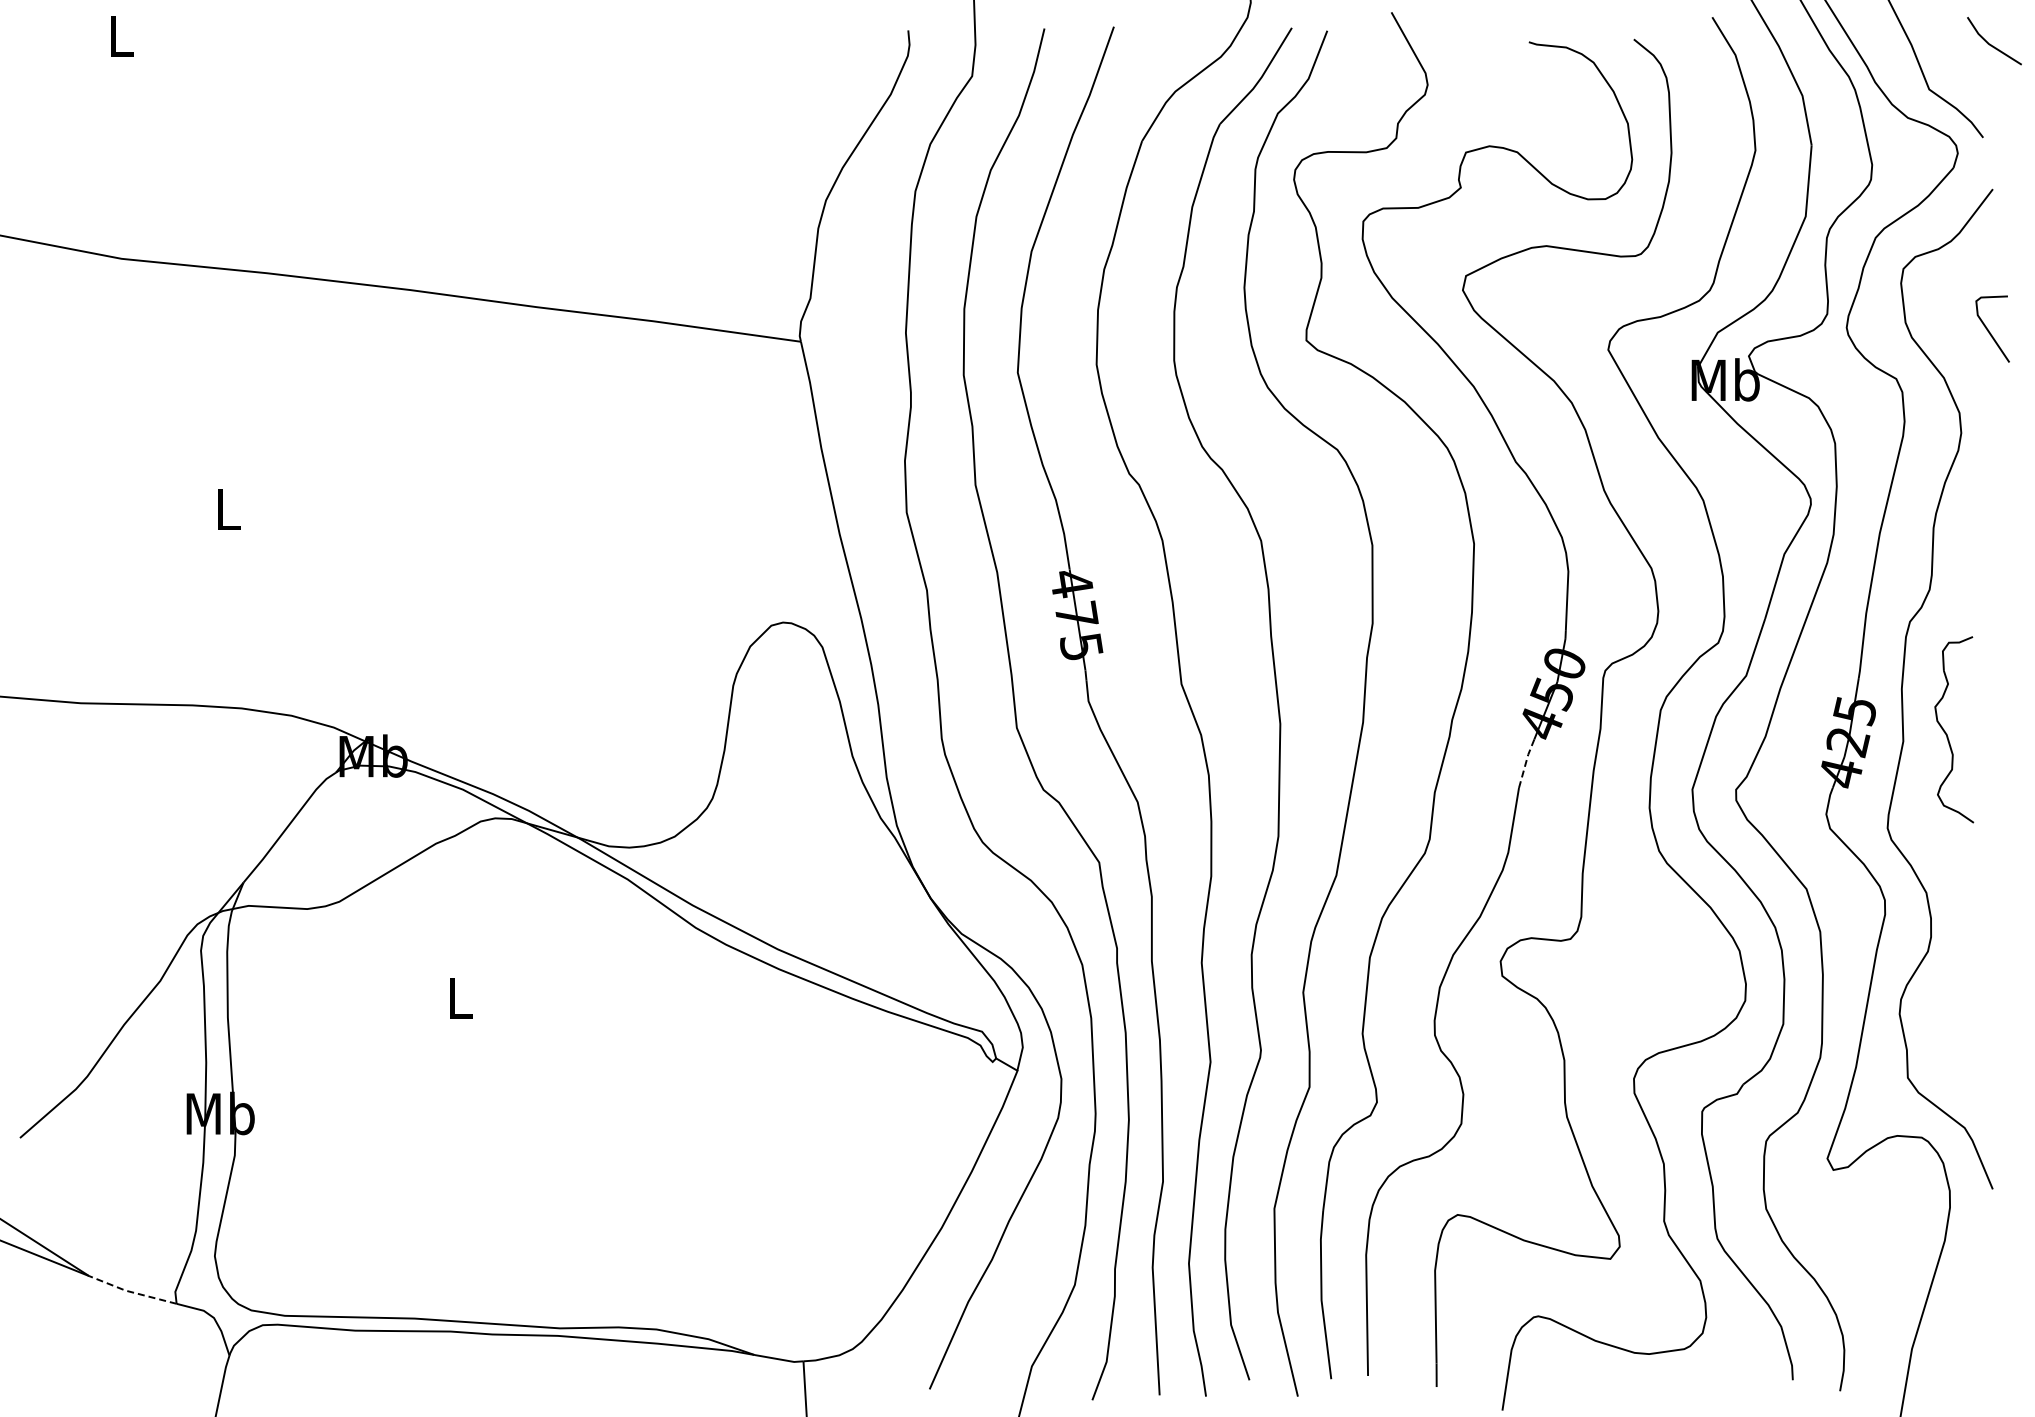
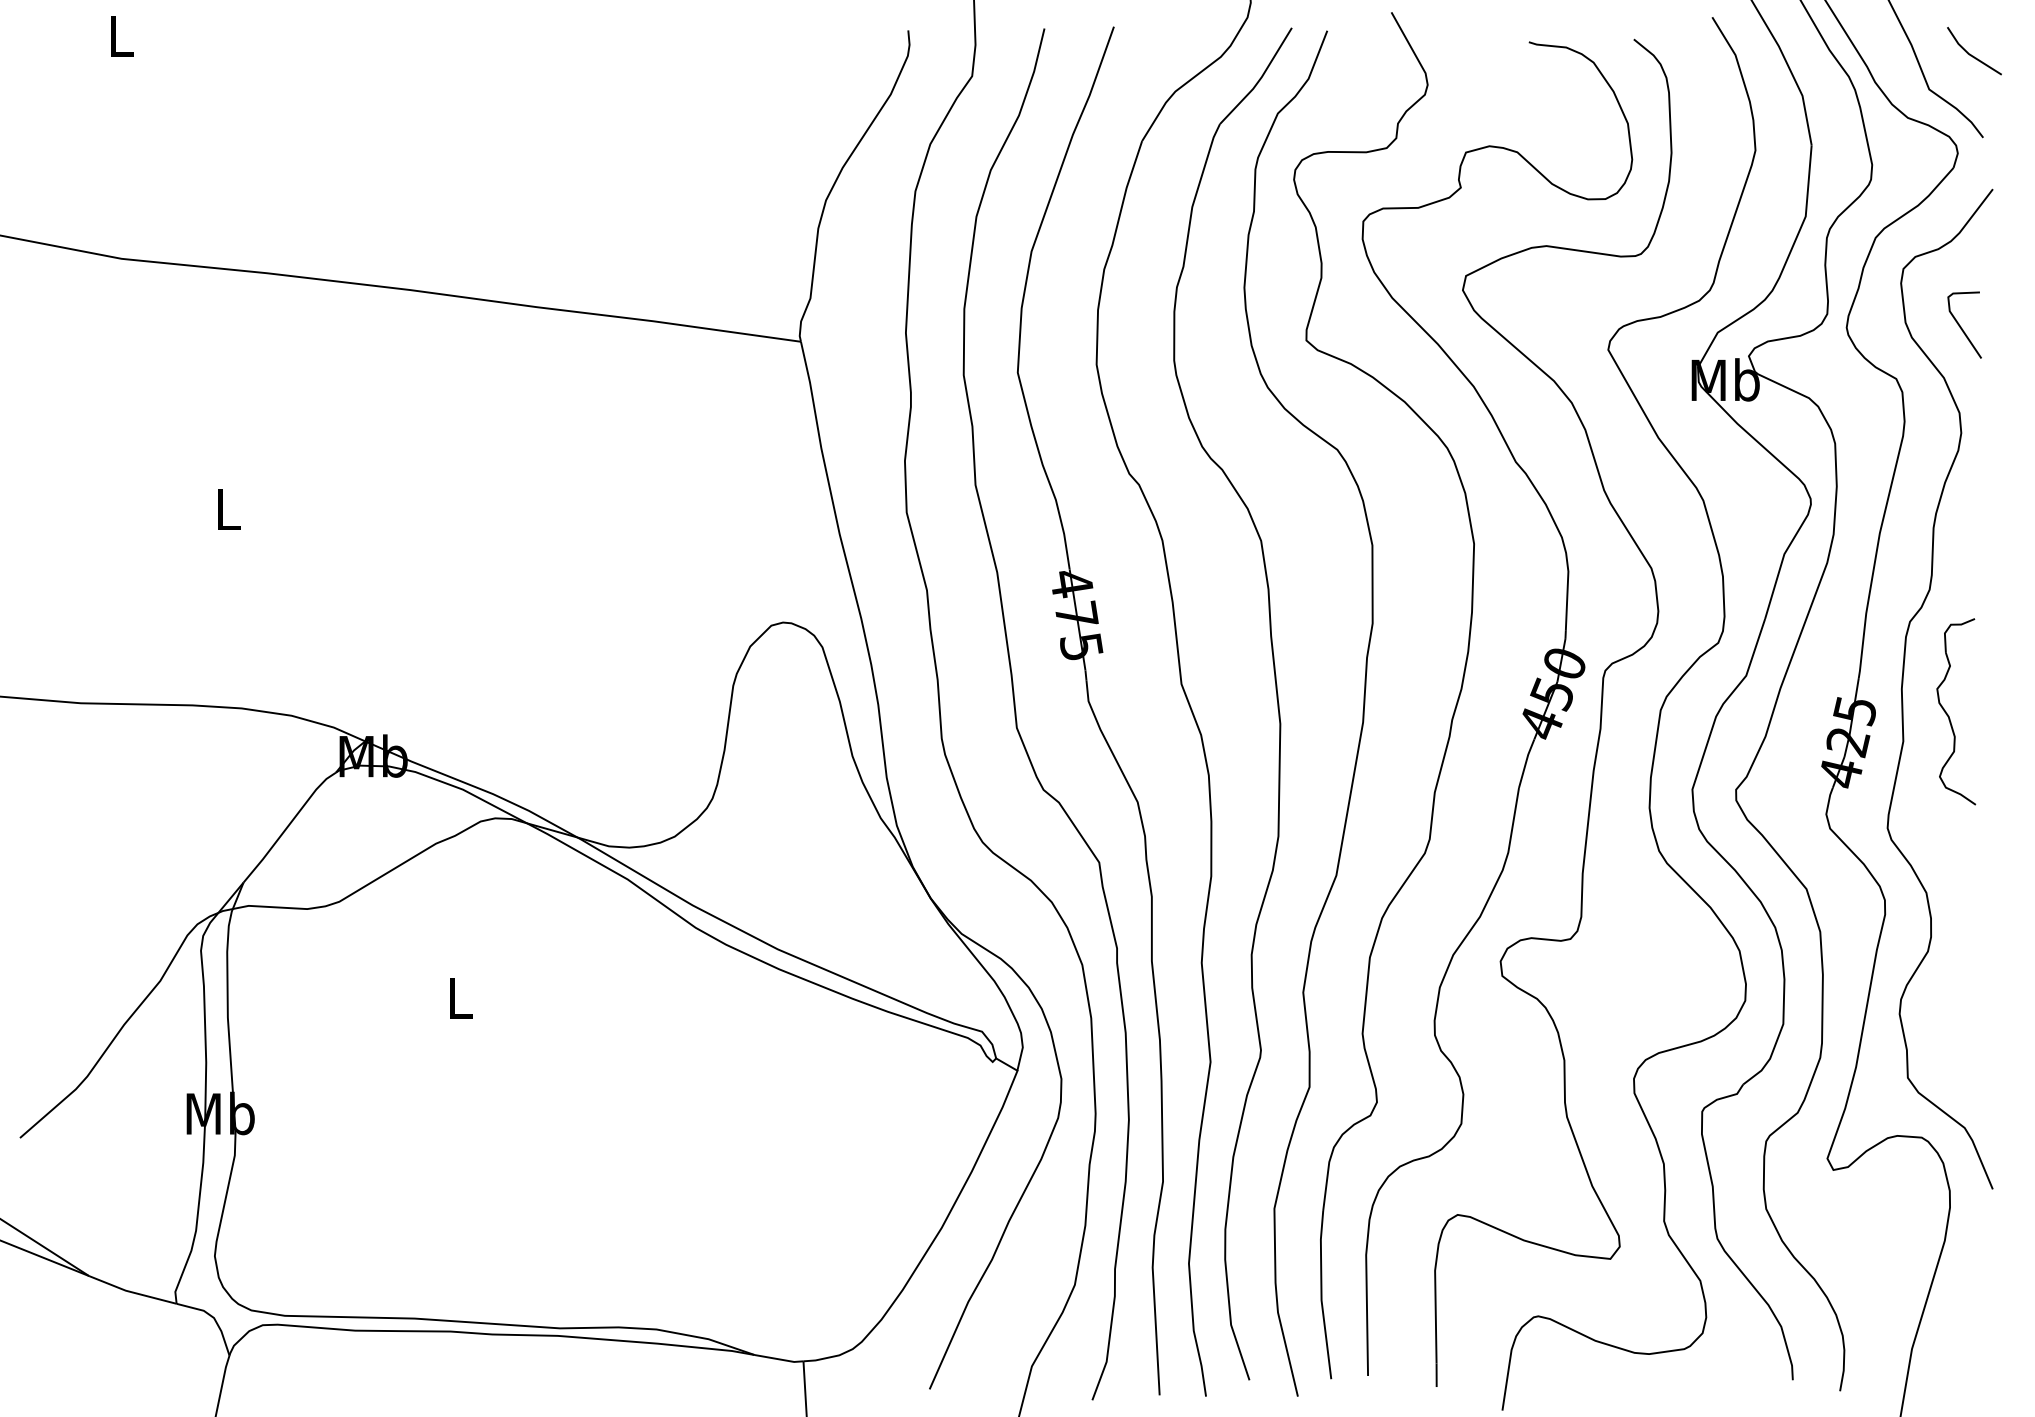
line position: (1993, 45) -> (1973, 55) (1973, 55)
line position: (1989, 330) -> (1961, 326) (1961, 326)
part position: (1946, 732) -> (1948, 714) (1948, 714)
line: dashed -> solid (1525, 763)
line: dashed -> solid (131, 1292)
